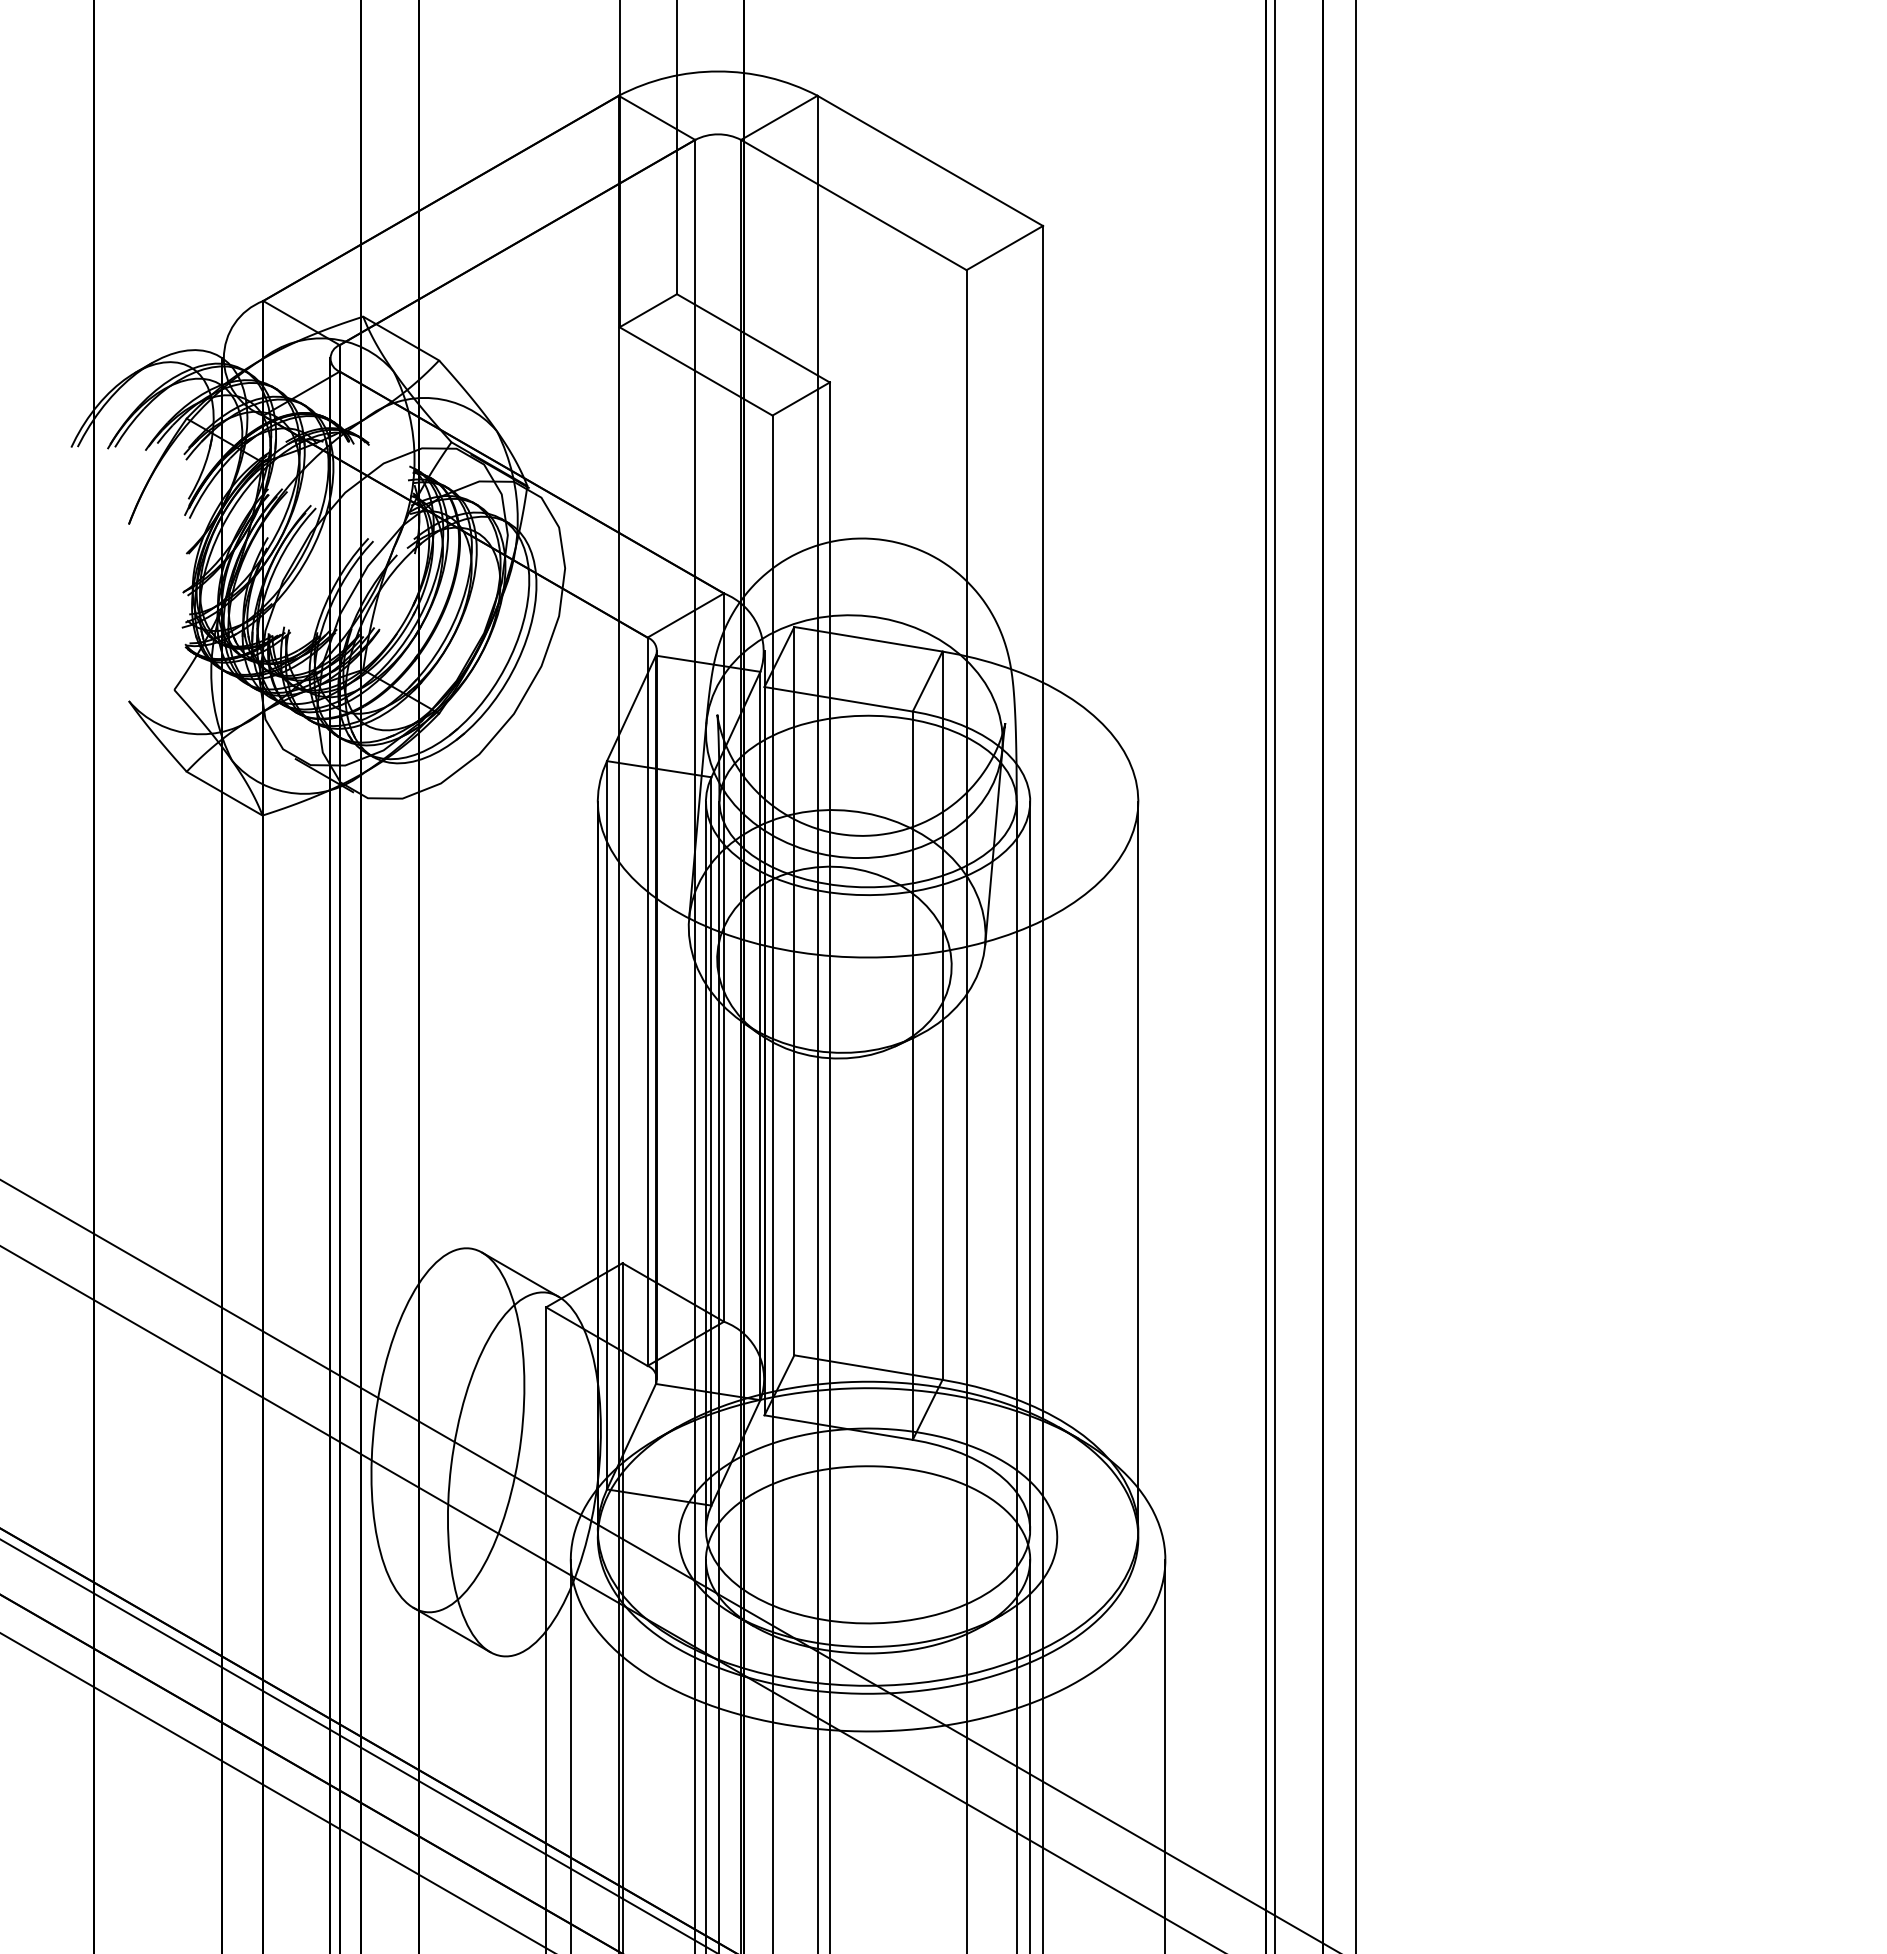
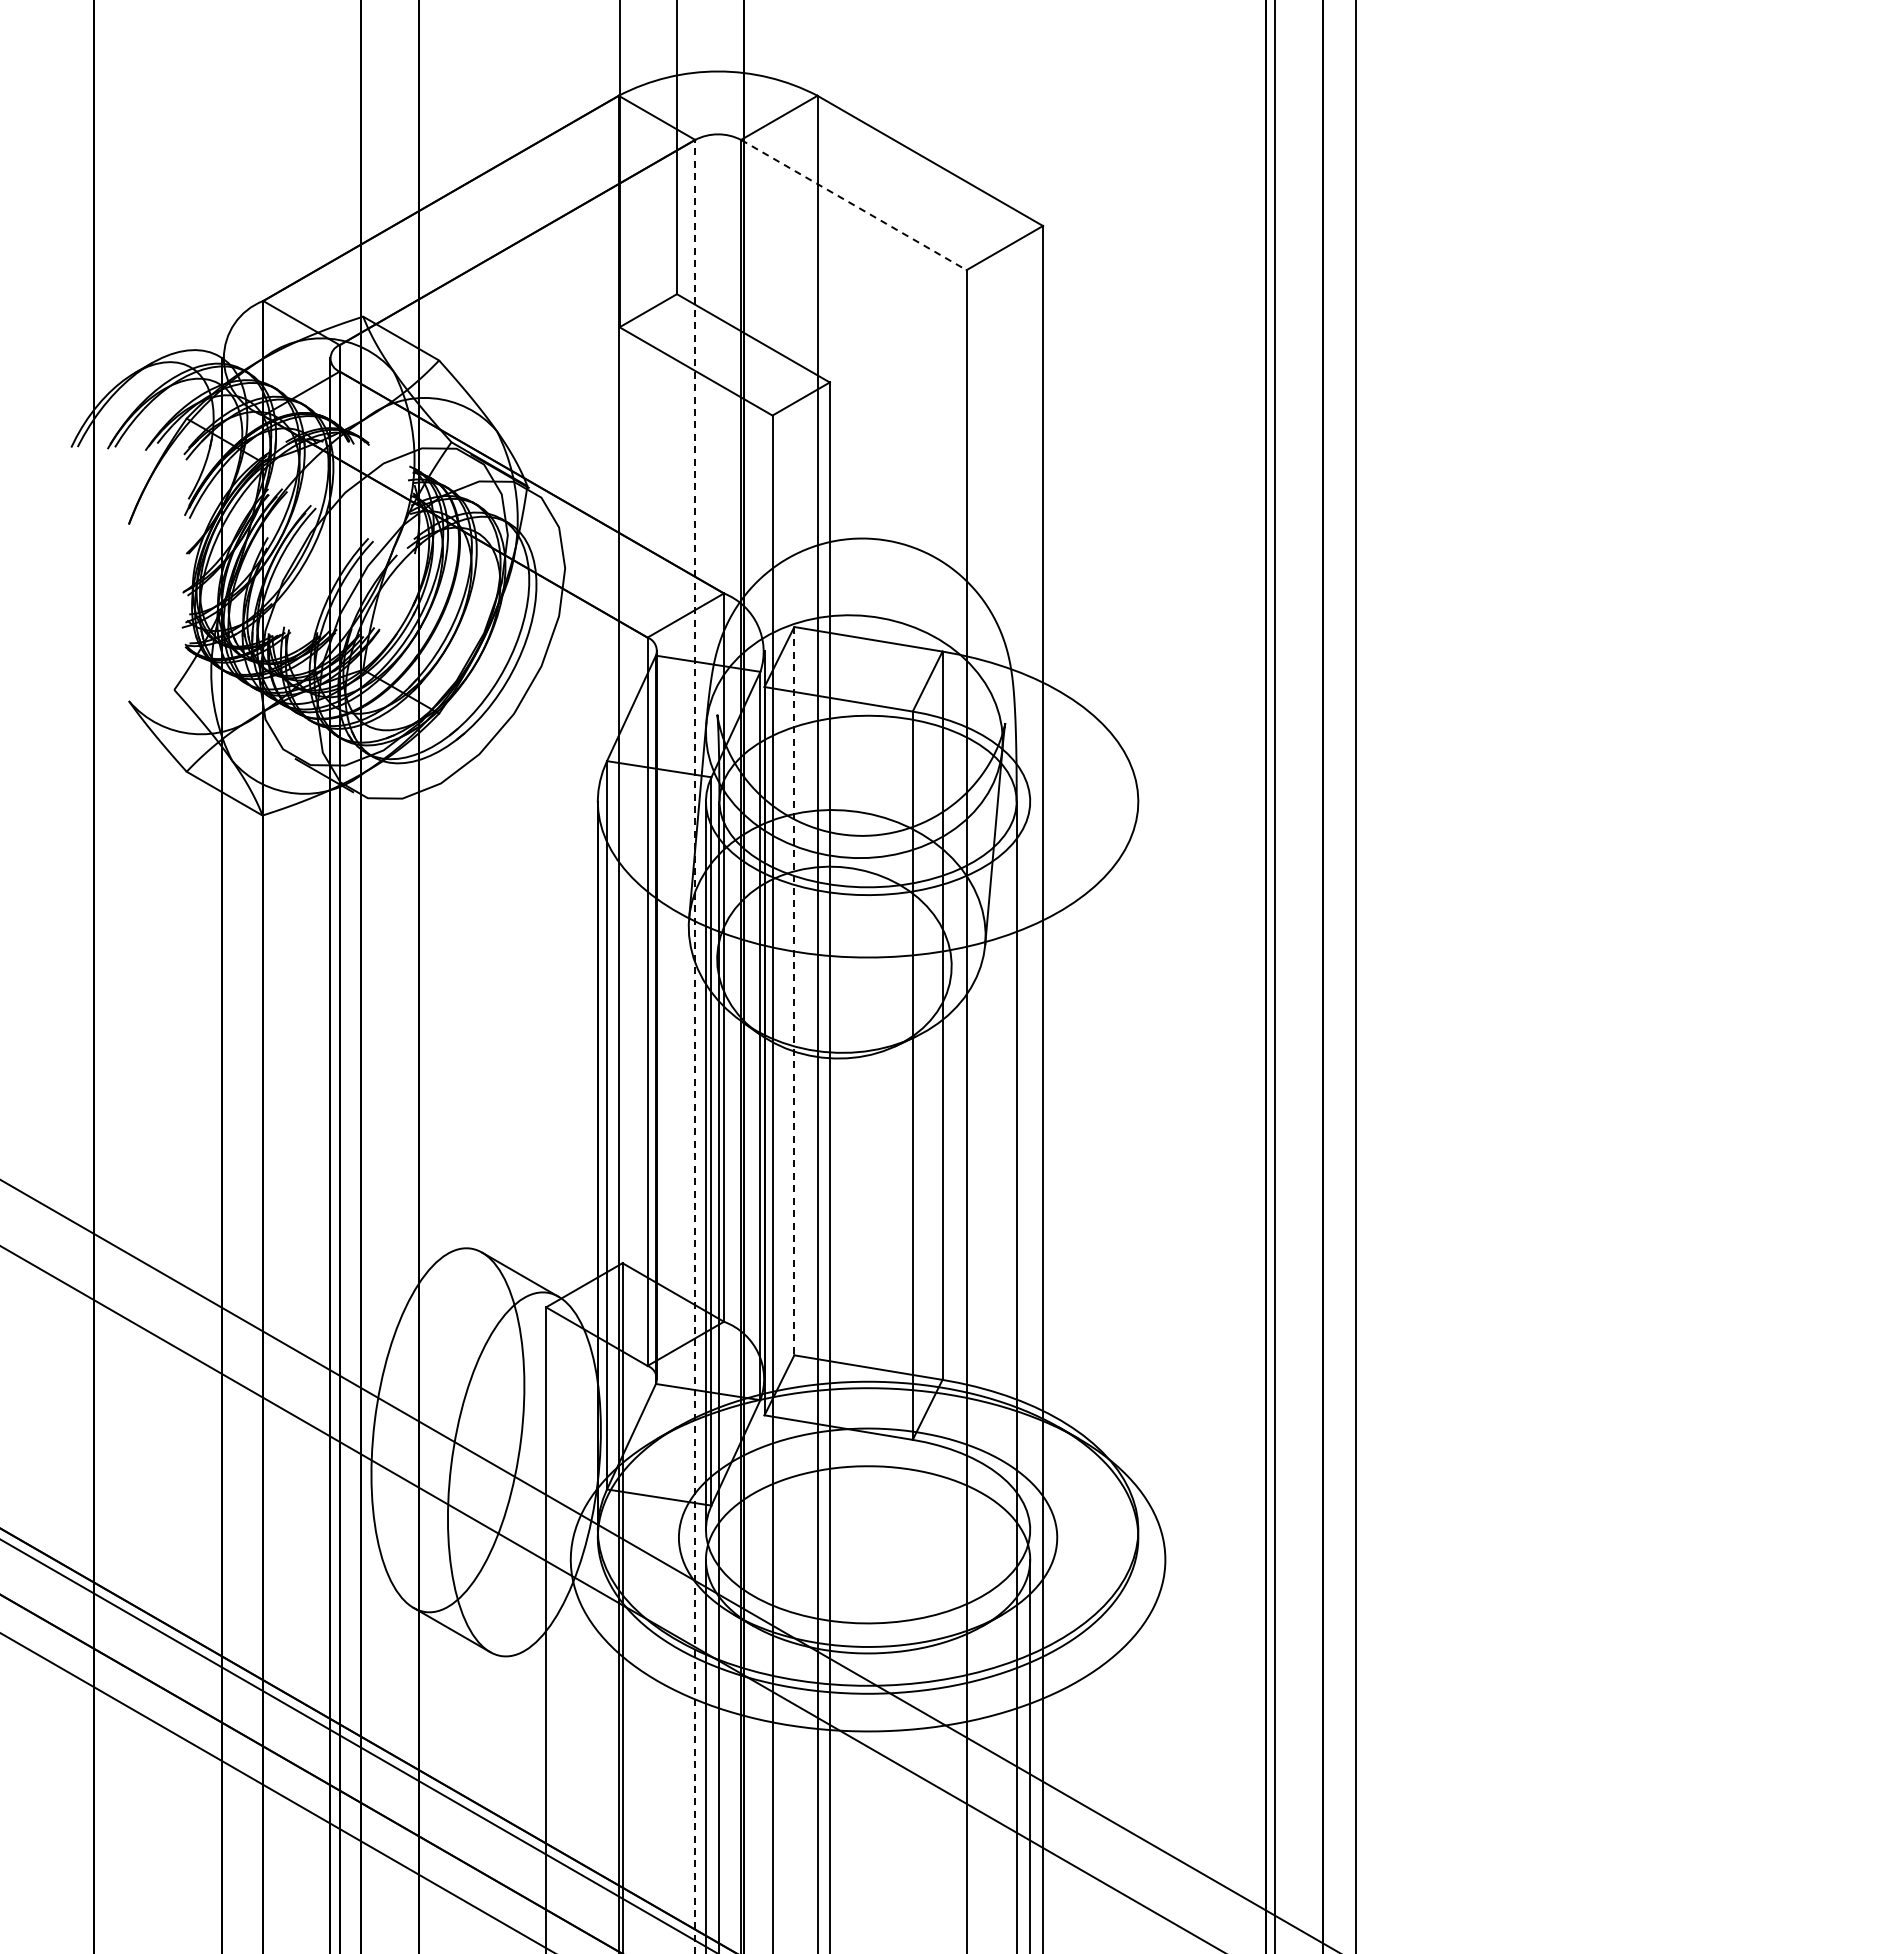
line: solid -> dashed (854, 205)
line: solid -> dashed (794, 991)
line: solid -> dashed (695, 1046)
line: present -> none (1030, 1165)
line: present -> none (1138, 1165)
line: present -> none (570, 1754)
line: present -> none (1165, 1754)
